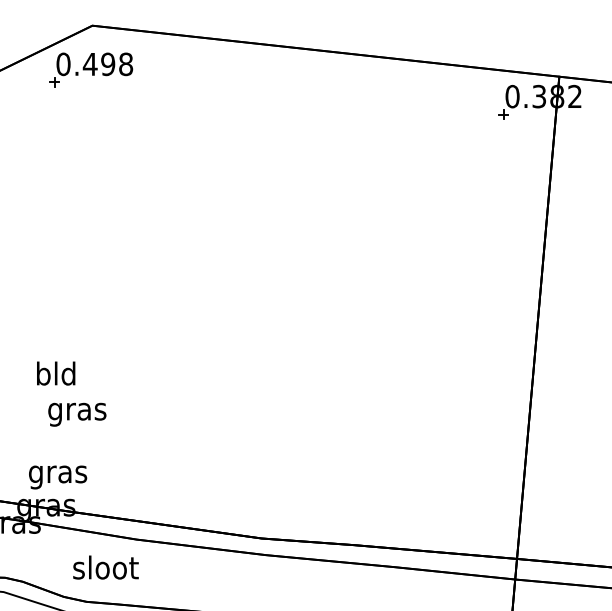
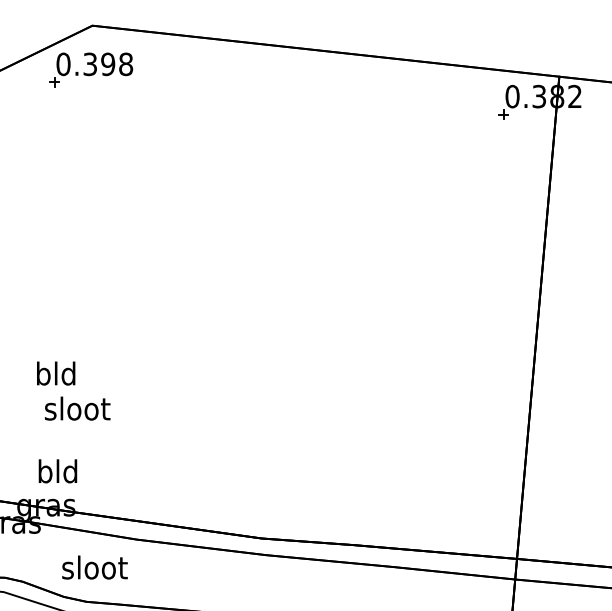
text: 0.498 -> 0.398 (89, 64)
text: gras -> sloot (77, 411)
text: gras -> bld (58, 474)
text position: (105, 567) -> (94, 567) (94, 567)
